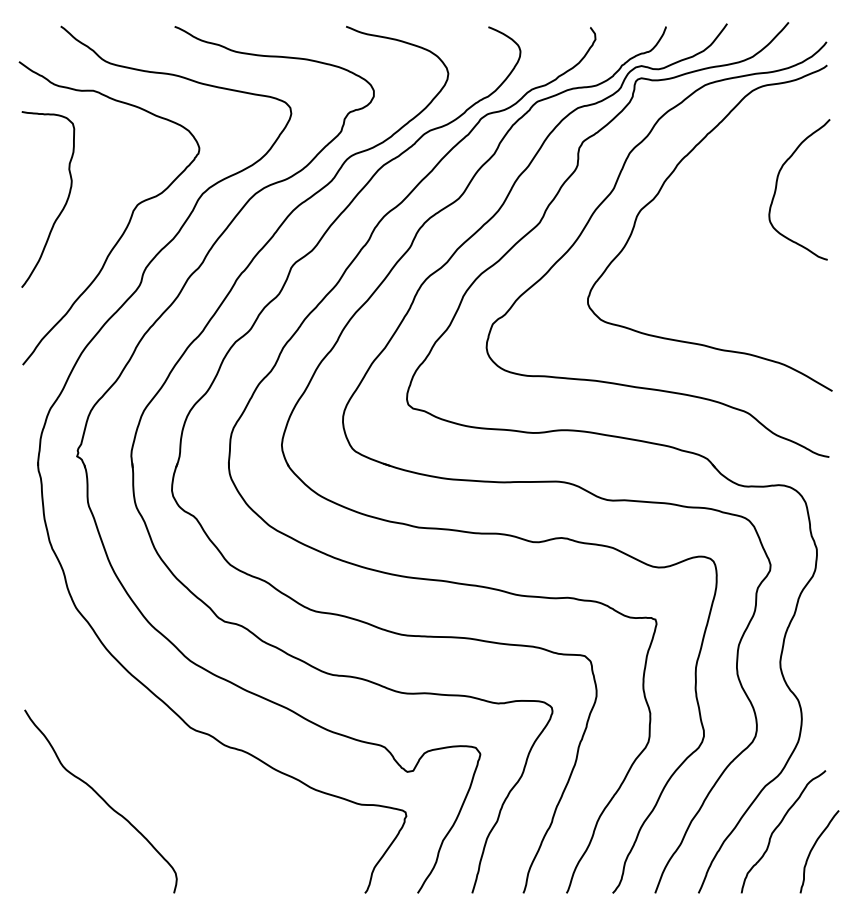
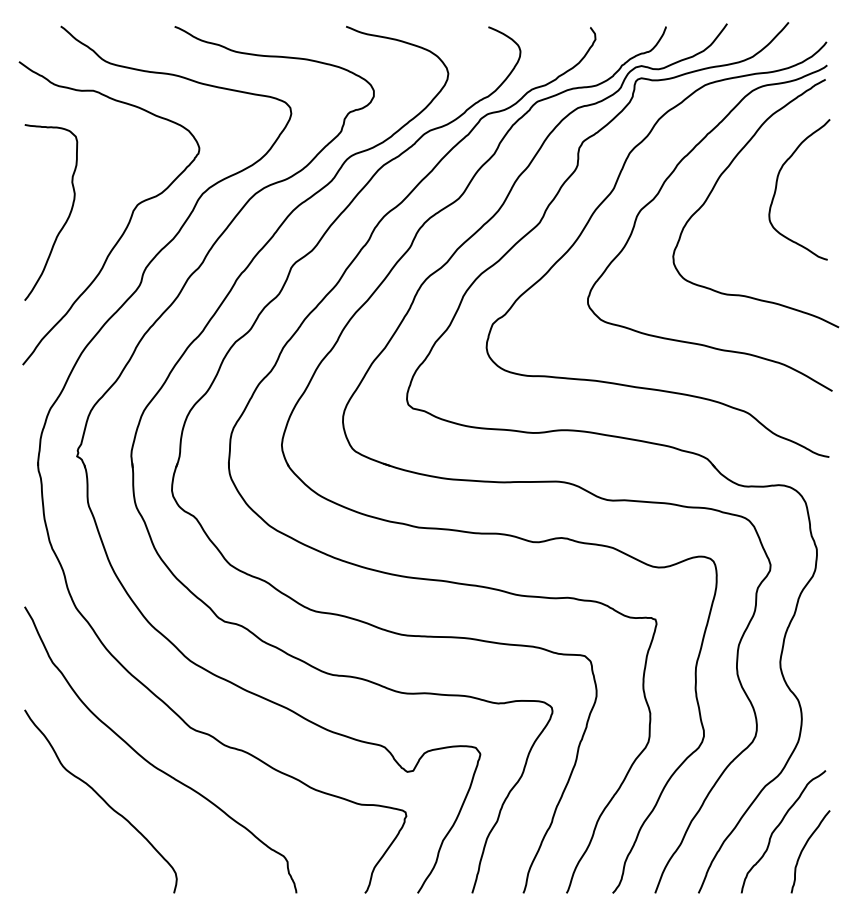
curve: none -> present (719, 179)
curve position: (61, 209) -> (64, 222) (64, 222)
curve: none -> present (149, 761)
curve position: (813, 848) -> (804, 848) (804, 848)
